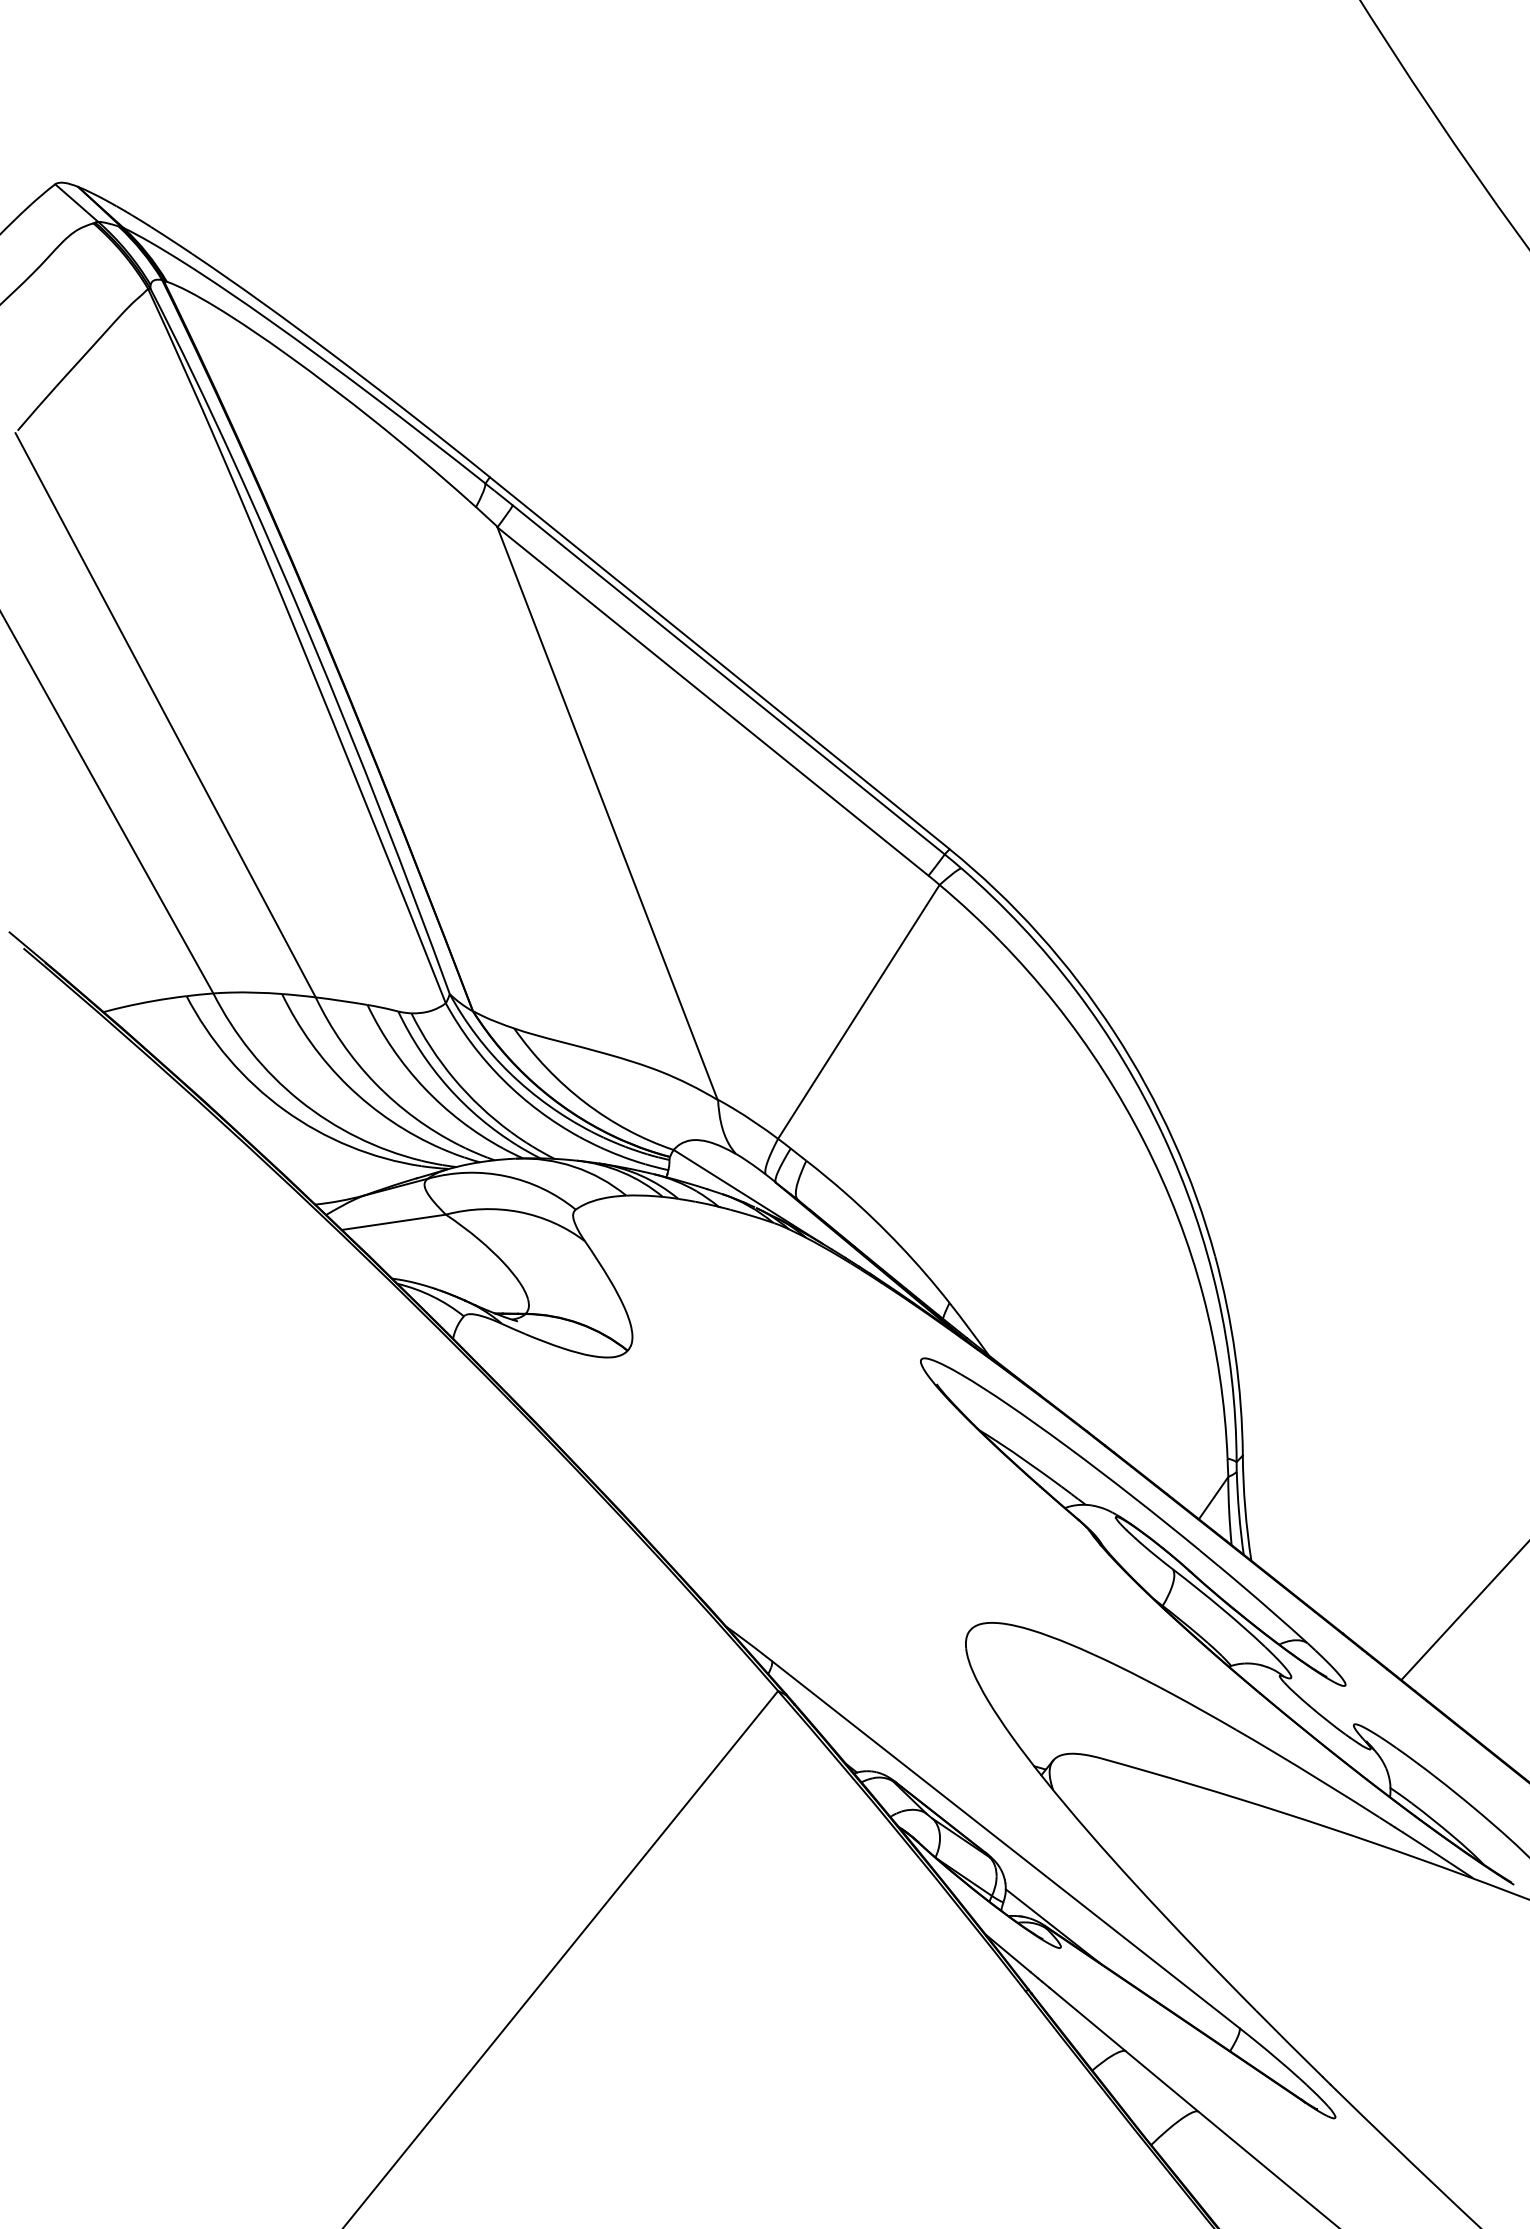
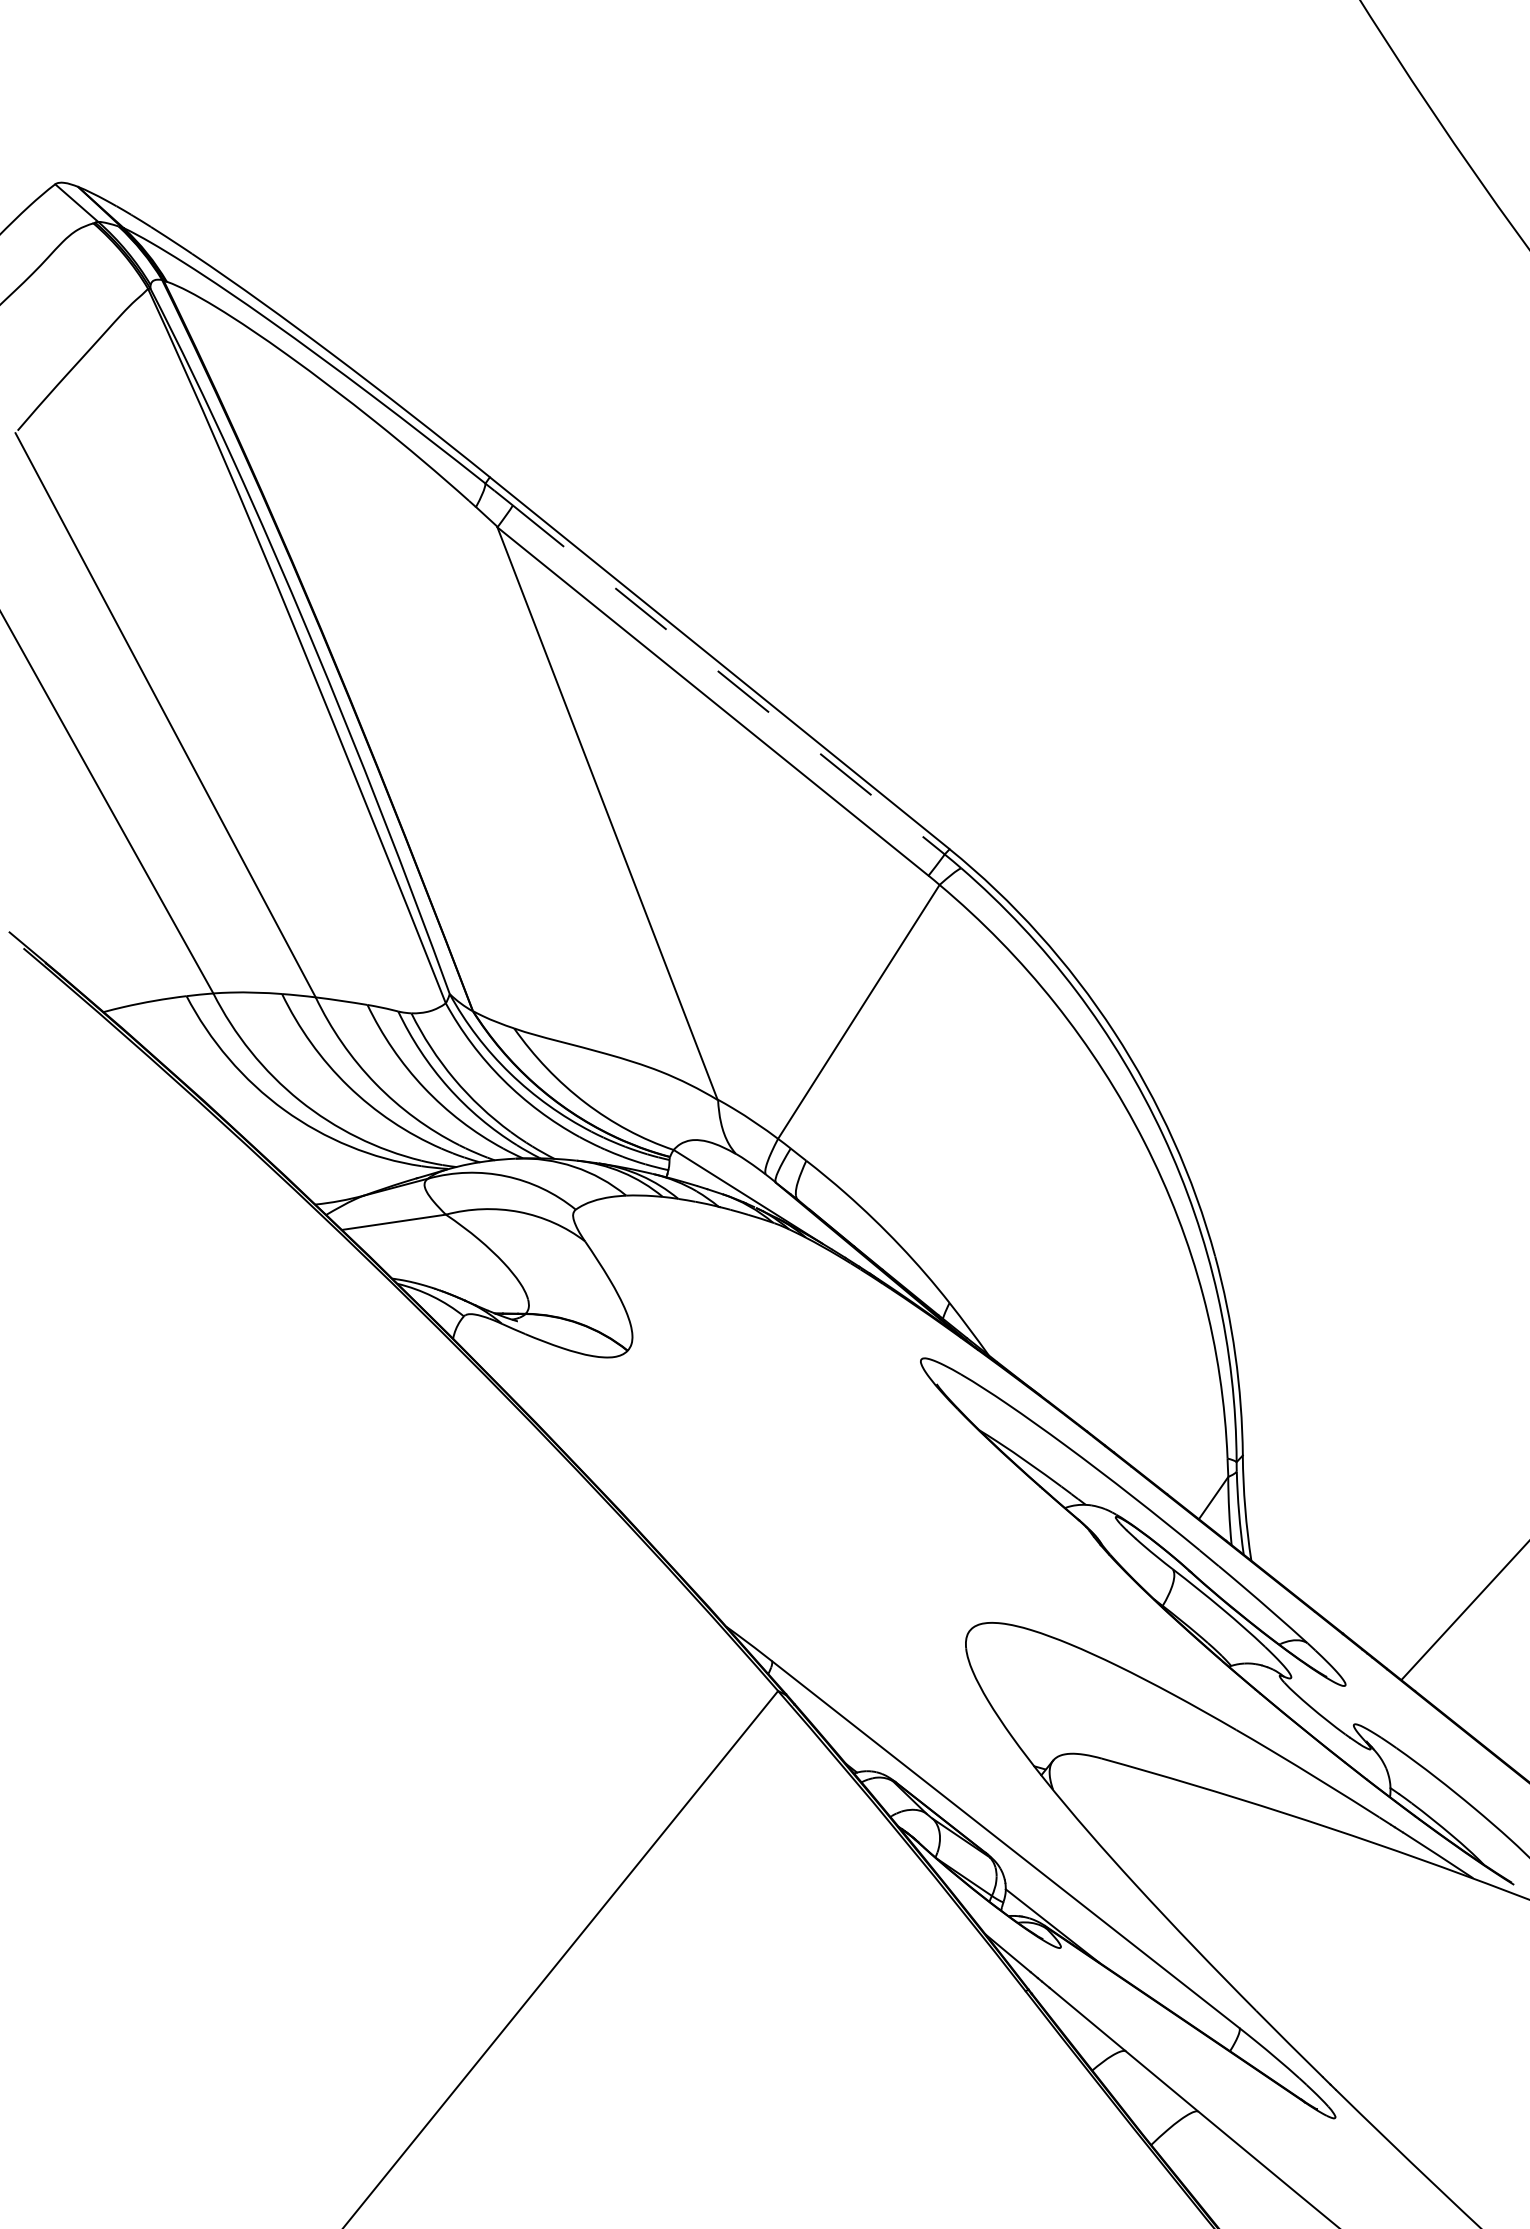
line: solid -> dashed (728, 679)
